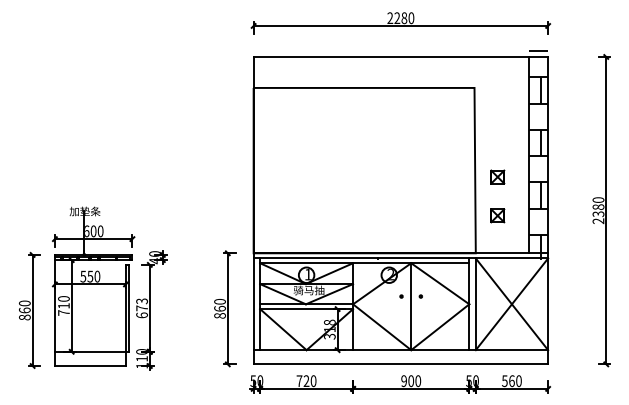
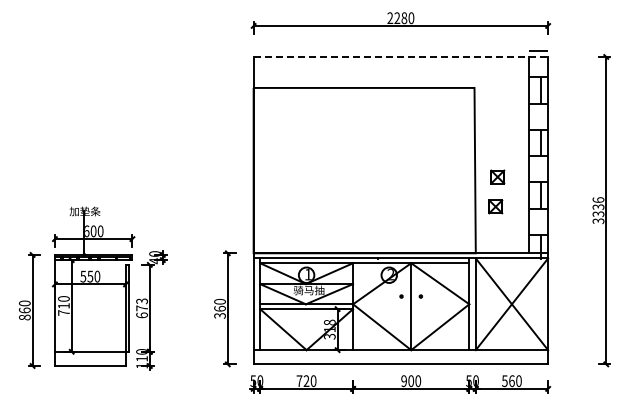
line: solid -> dashed (401, 56)
text: 2380 -> 3336 (598, 210)
part position: (497, 215) -> (495, 206) (495, 206)
text: 860 -> 360 (219, 315)
